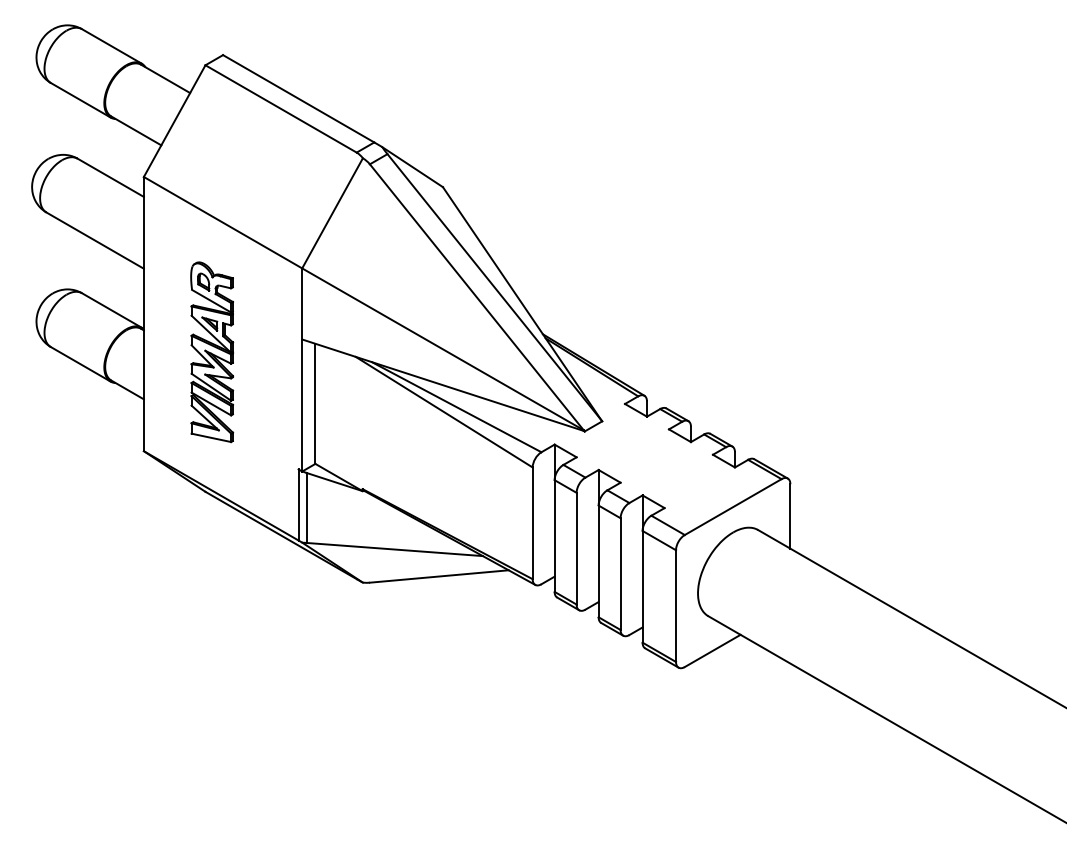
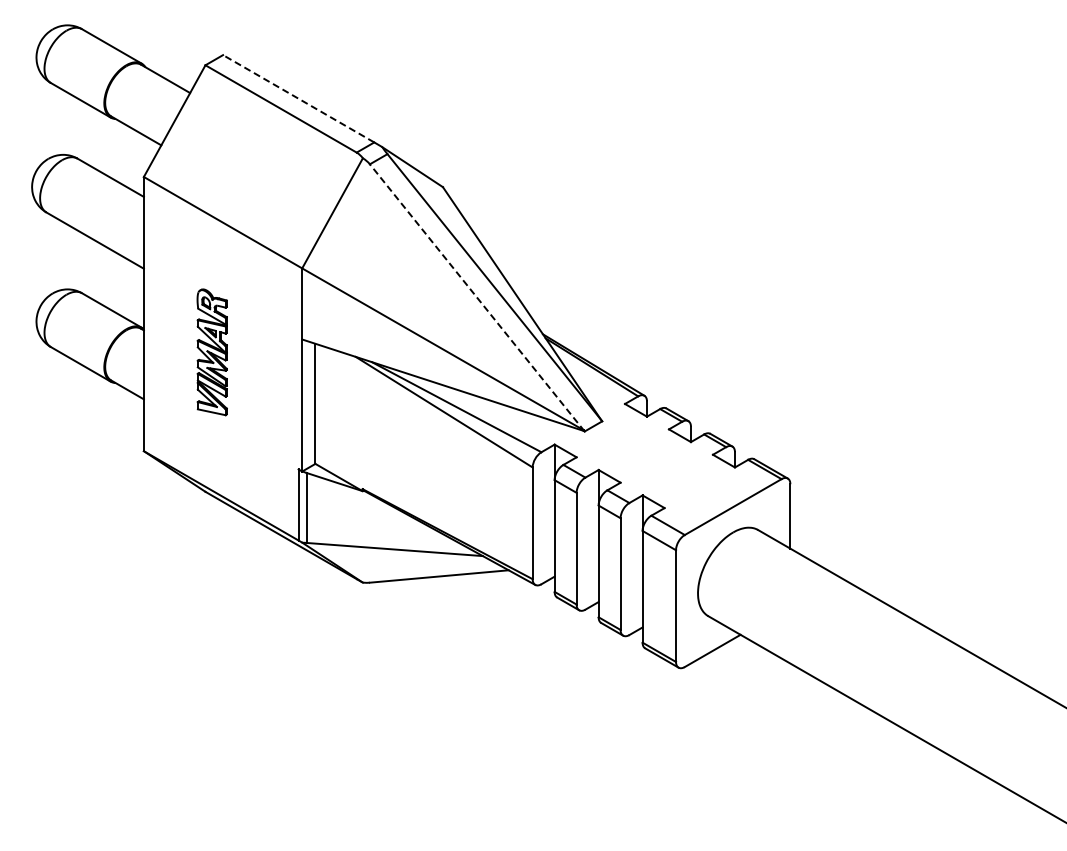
line: solid -> dashed (298, 98)
line: solid -> dashed (476, 297)
part size: 45x183 px -> 32x129 px (211, 352)
